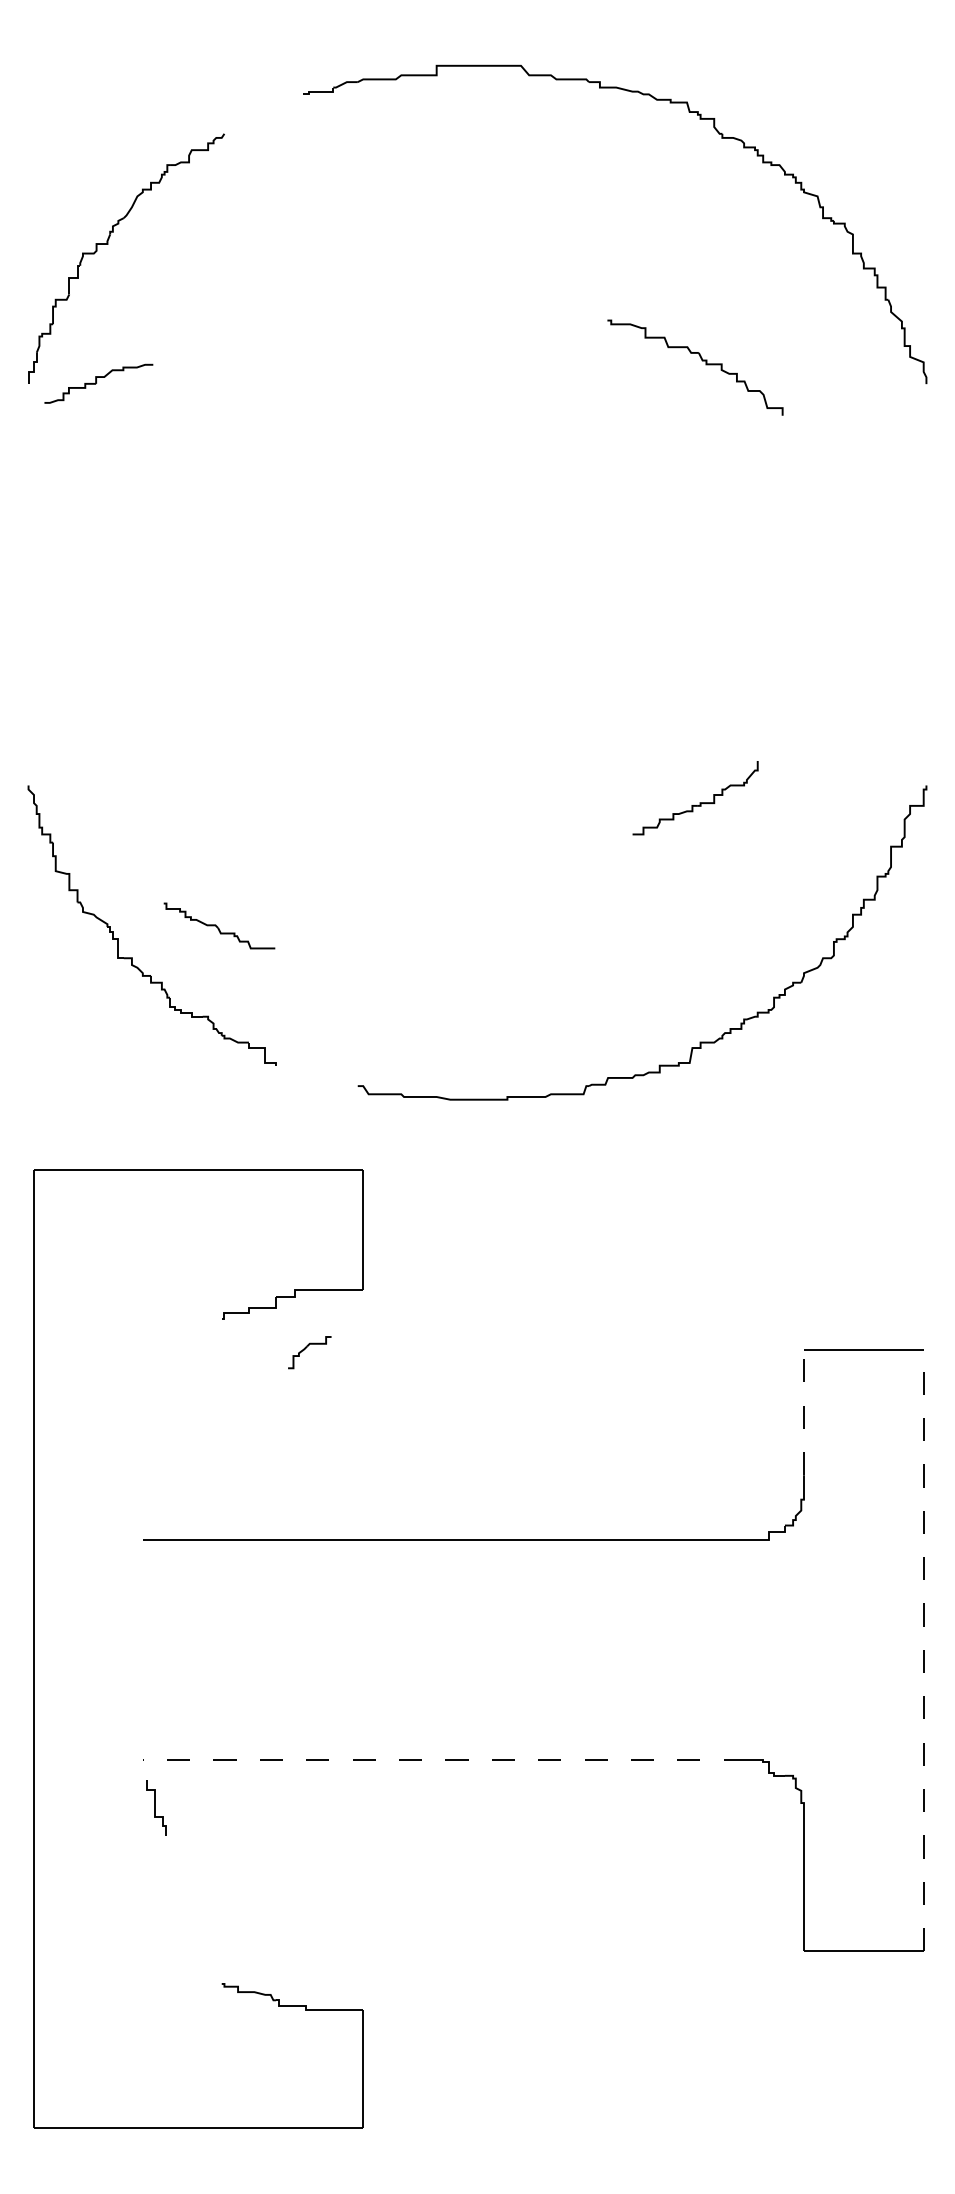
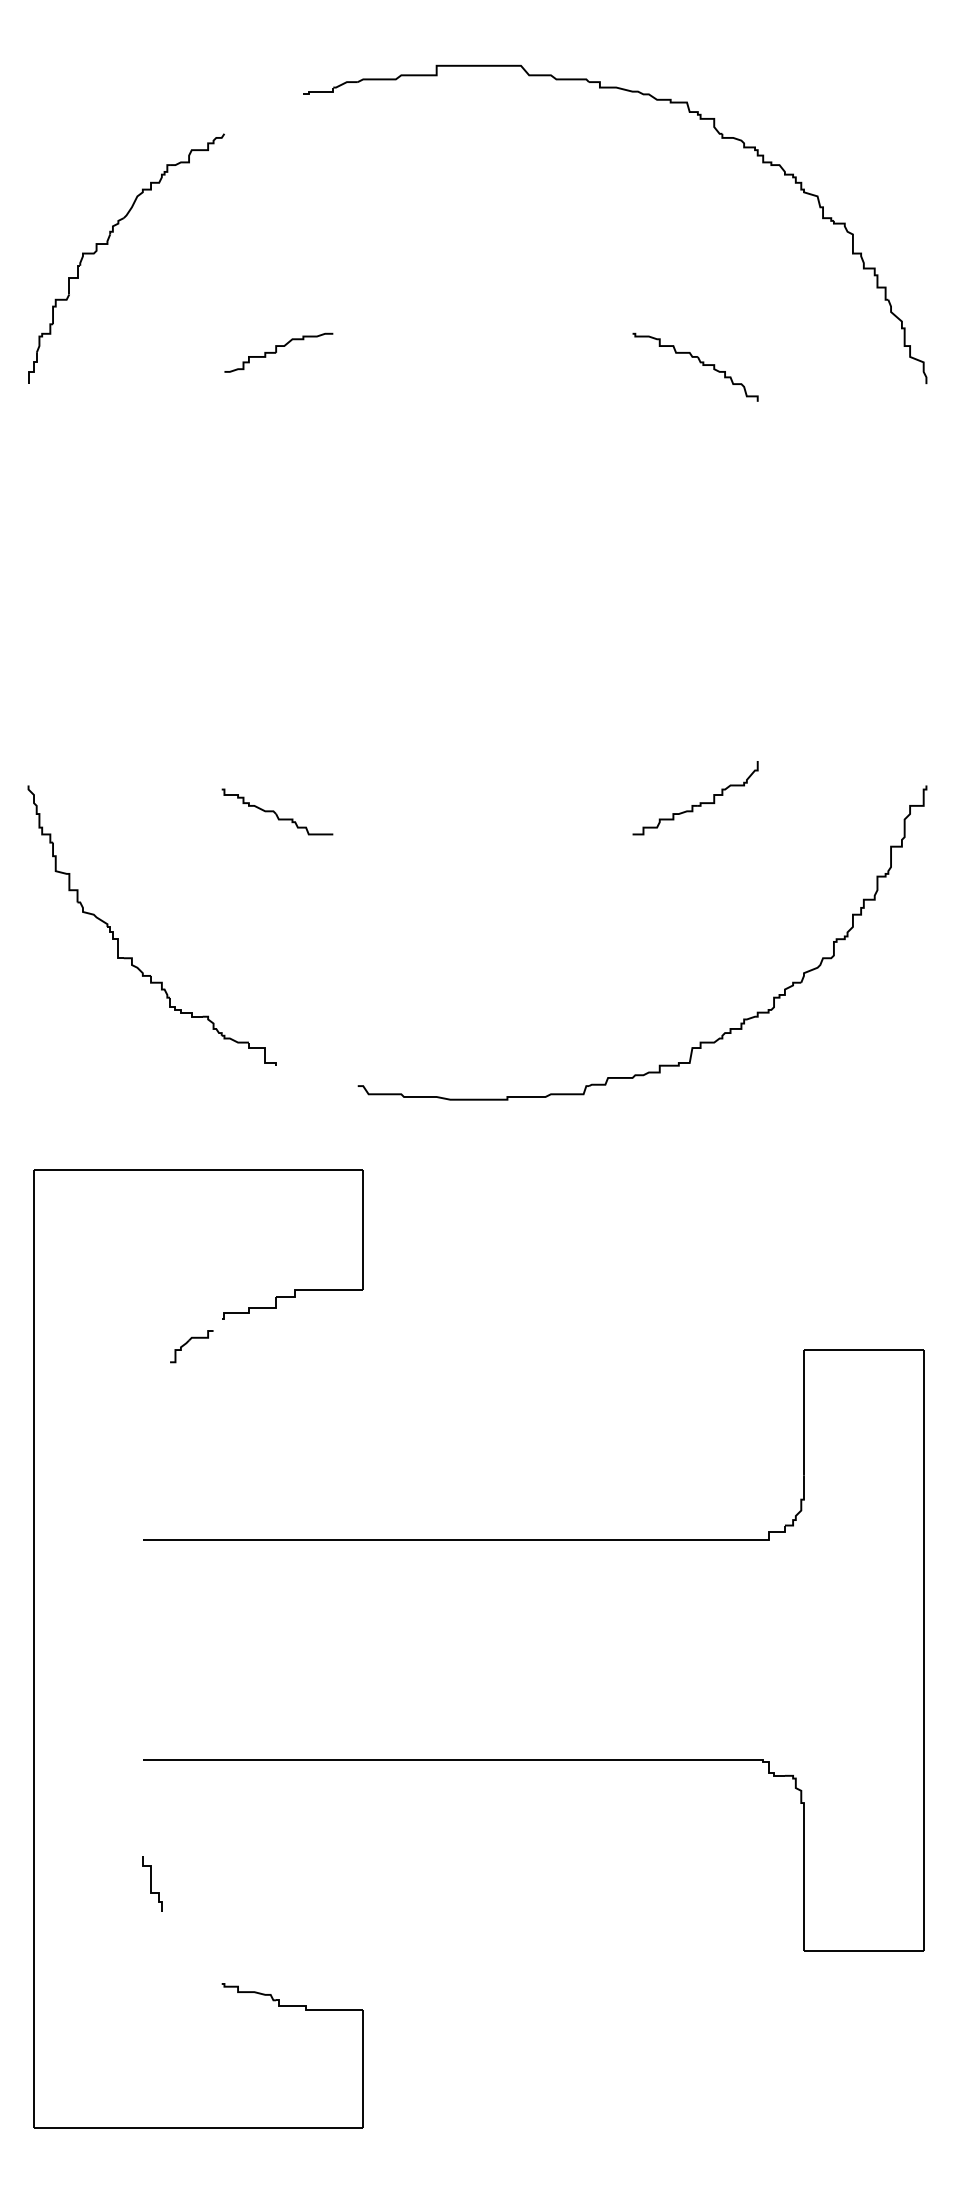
part size: 177x97 px -> 127x70 px (695, 366)
part position: (98, 383) -> (278, 352) (278, 352)
part position: (219, 925) -> (277, 811) (277, 811)
part position: (309, 1352) -> (191, 1346) (191, 1346)
line: dashed -> solid (803, 1412)
line: dashed -> solid (923, 1650)
line: dashed -> solid (444, 1759)
part position: (156, 1807) -> (152, 1883) (152, 1883)
